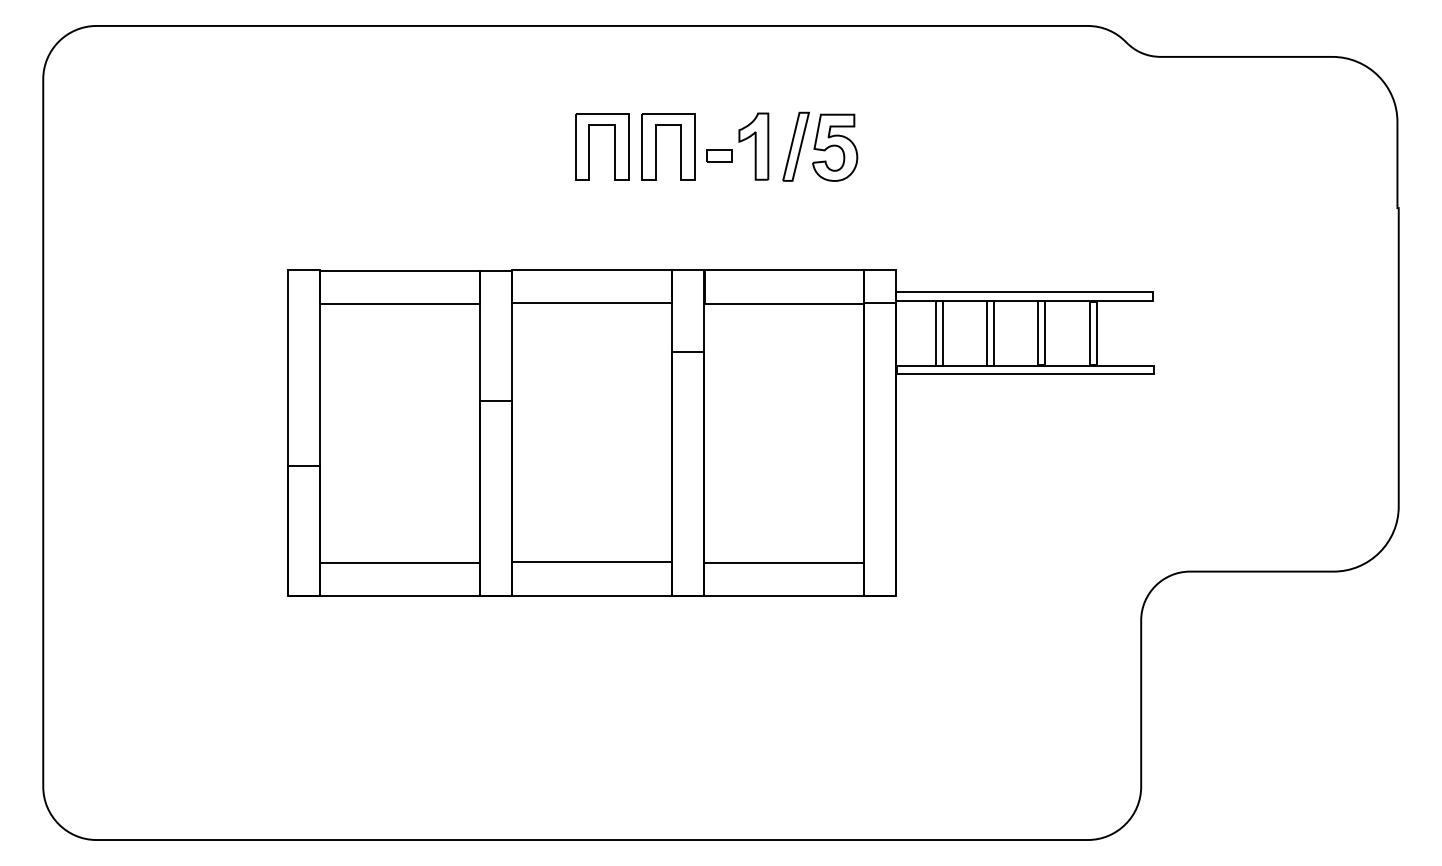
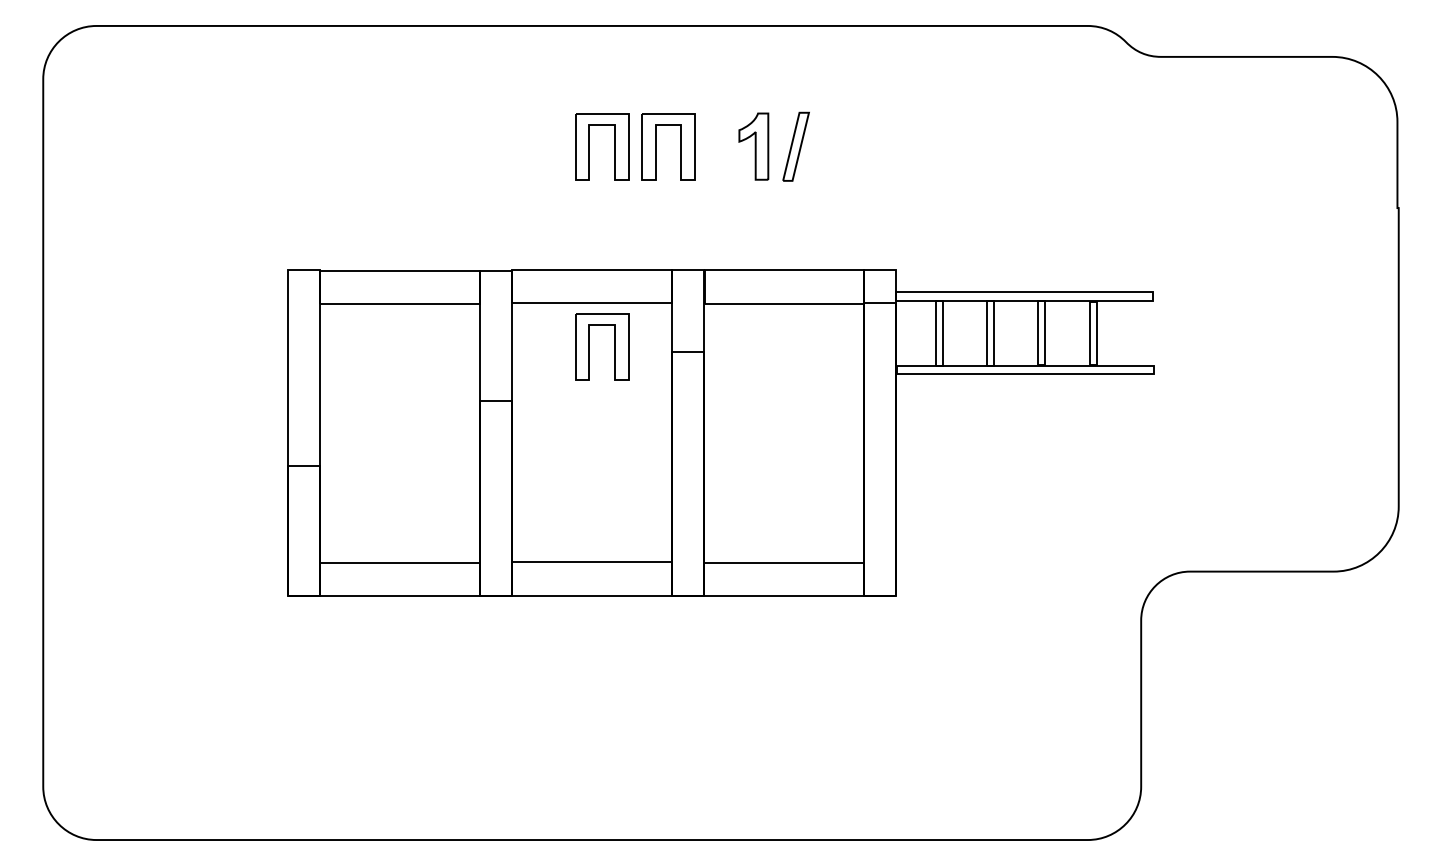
part: present -> none (835, 147)
part: present -> none (719, 155)
part: none -> present (614, 346)
